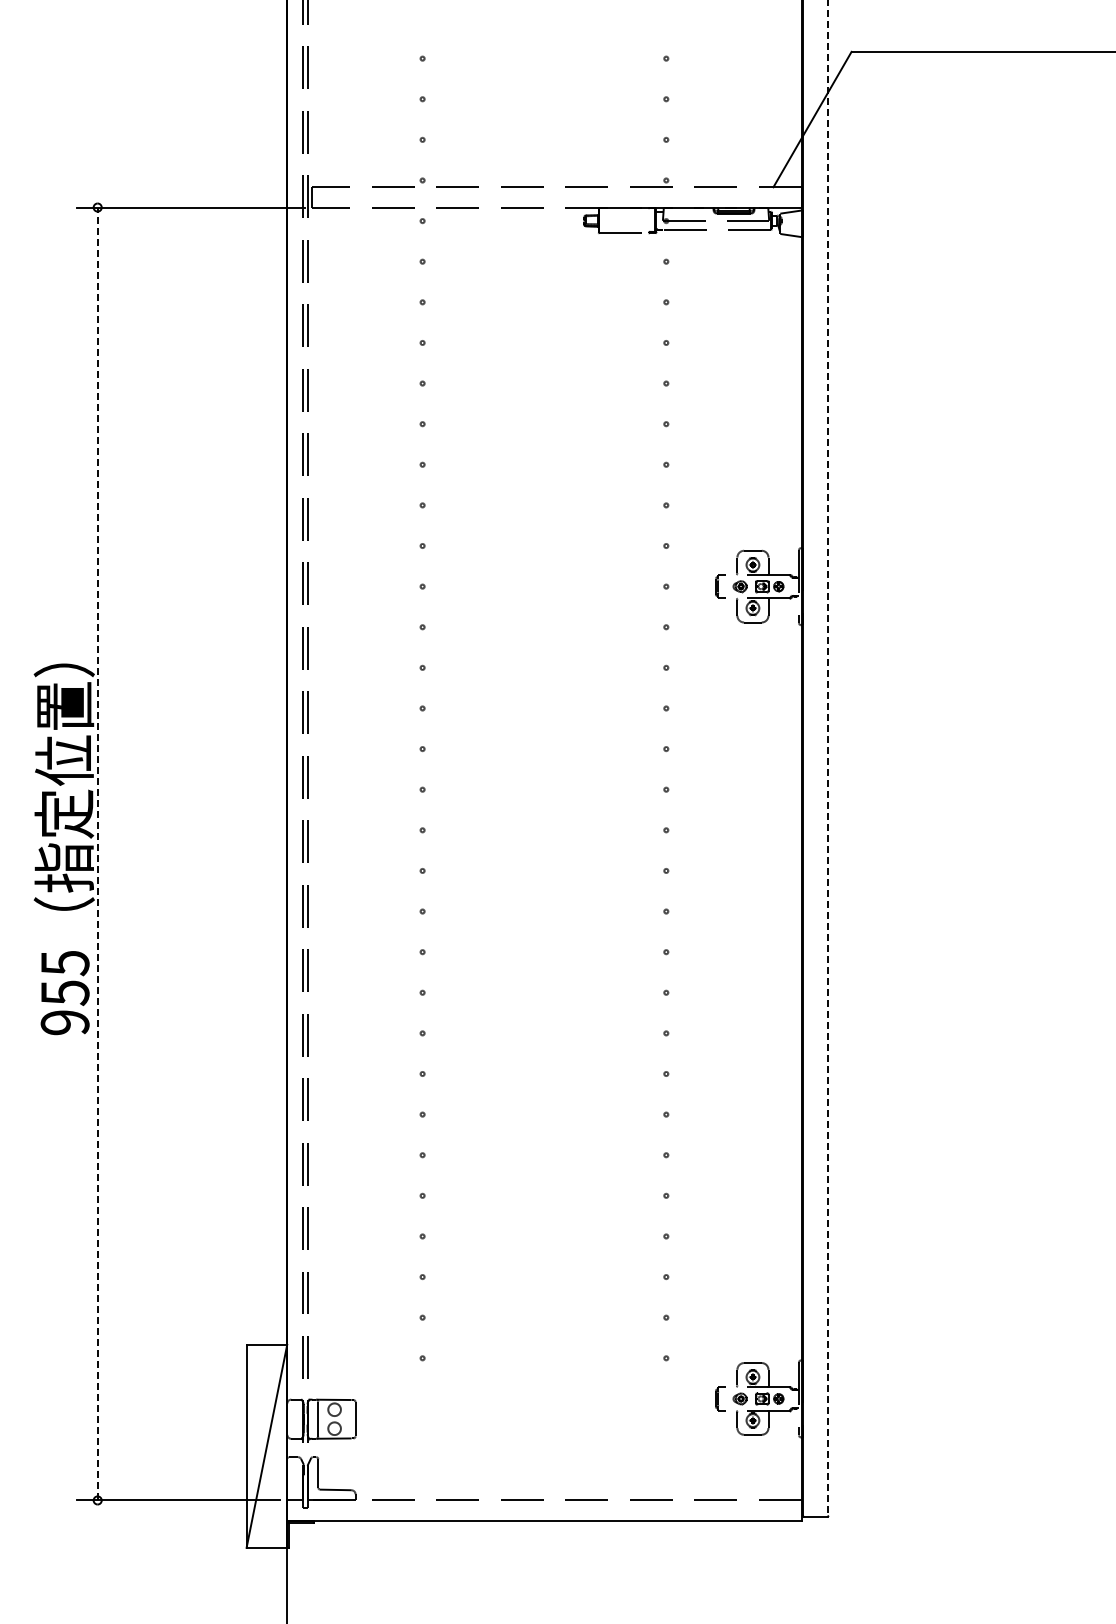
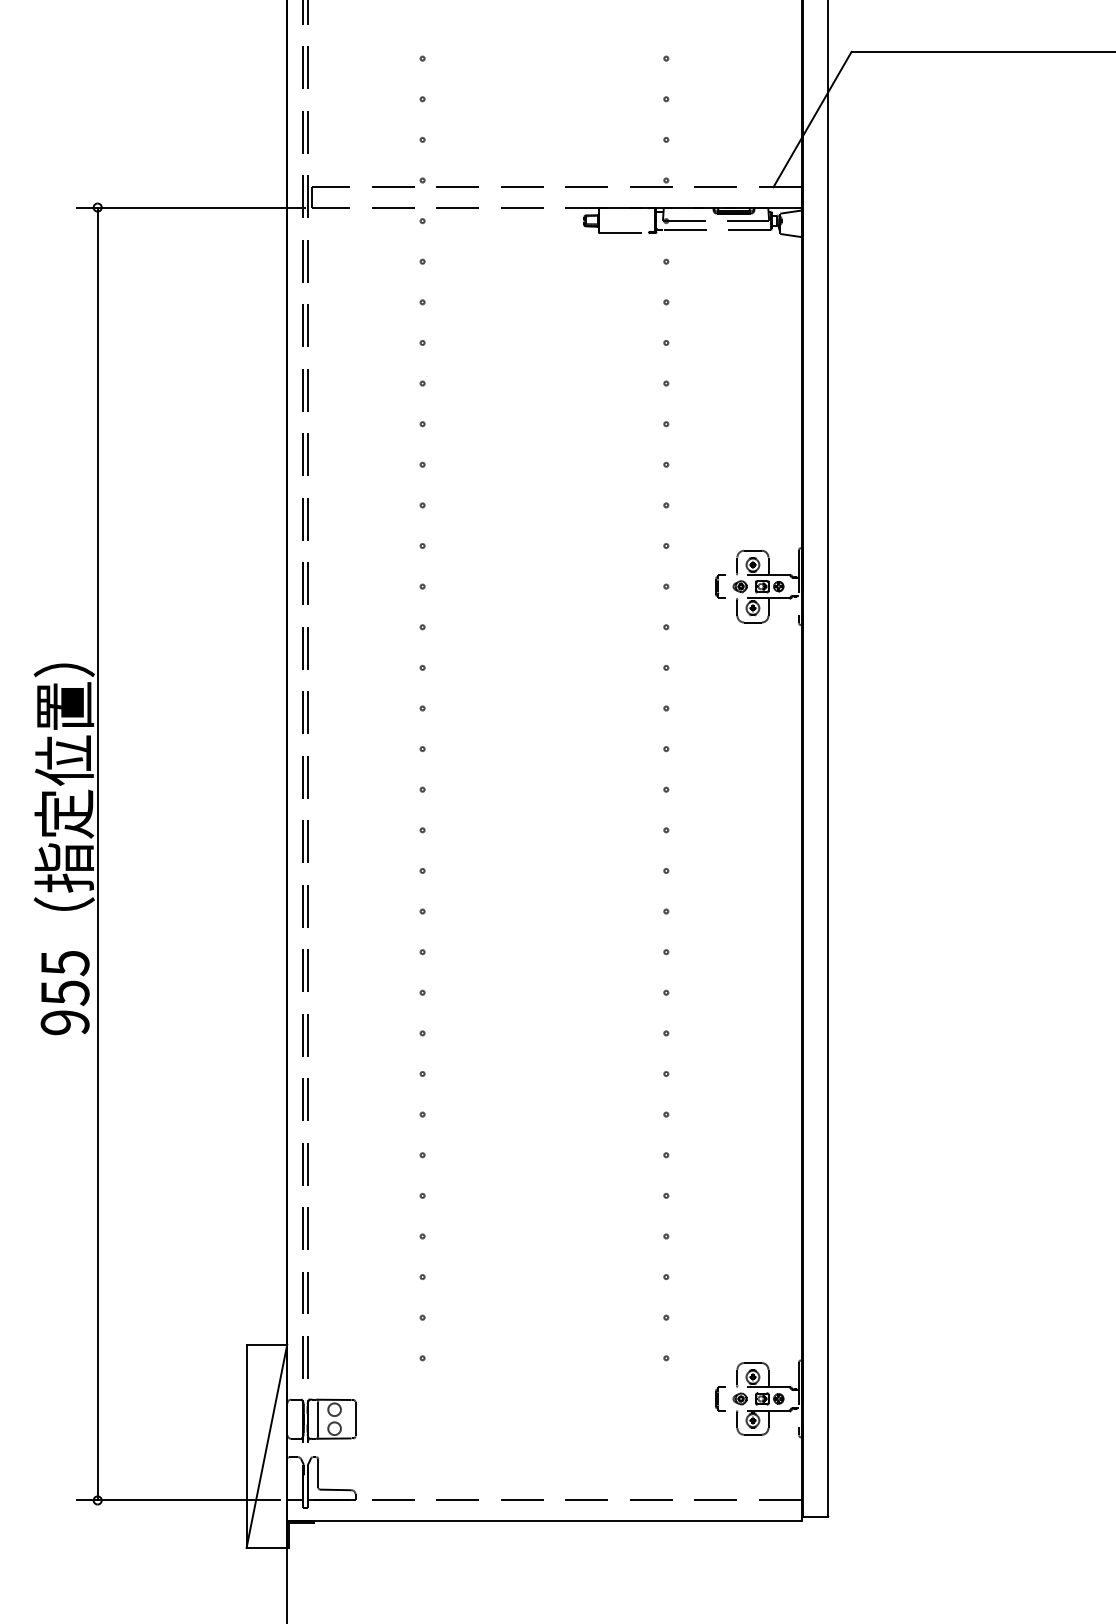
line: dashed -> solid (828, 758)
line: dashed -> solid (97, 853)
